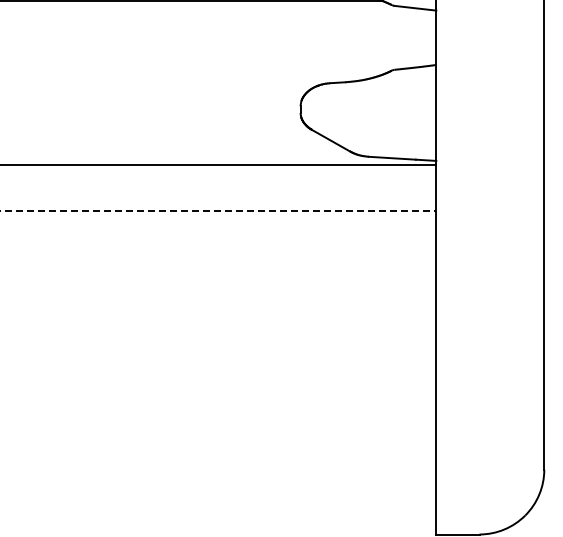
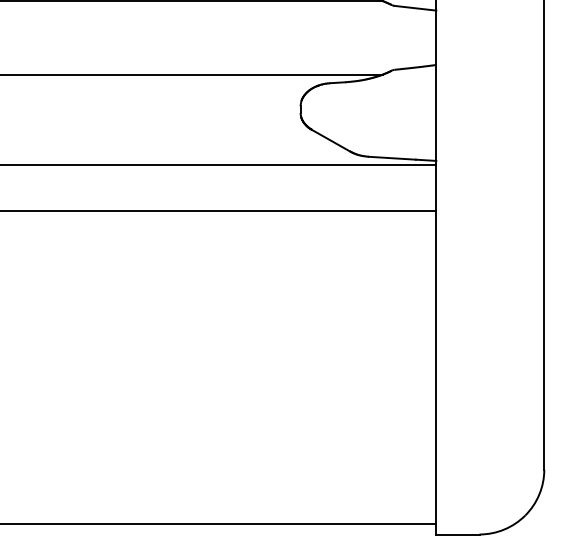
line: none -> present (192, 74)
line: dashed -> solid (218, 210)
line: none -> present (219, 523)
